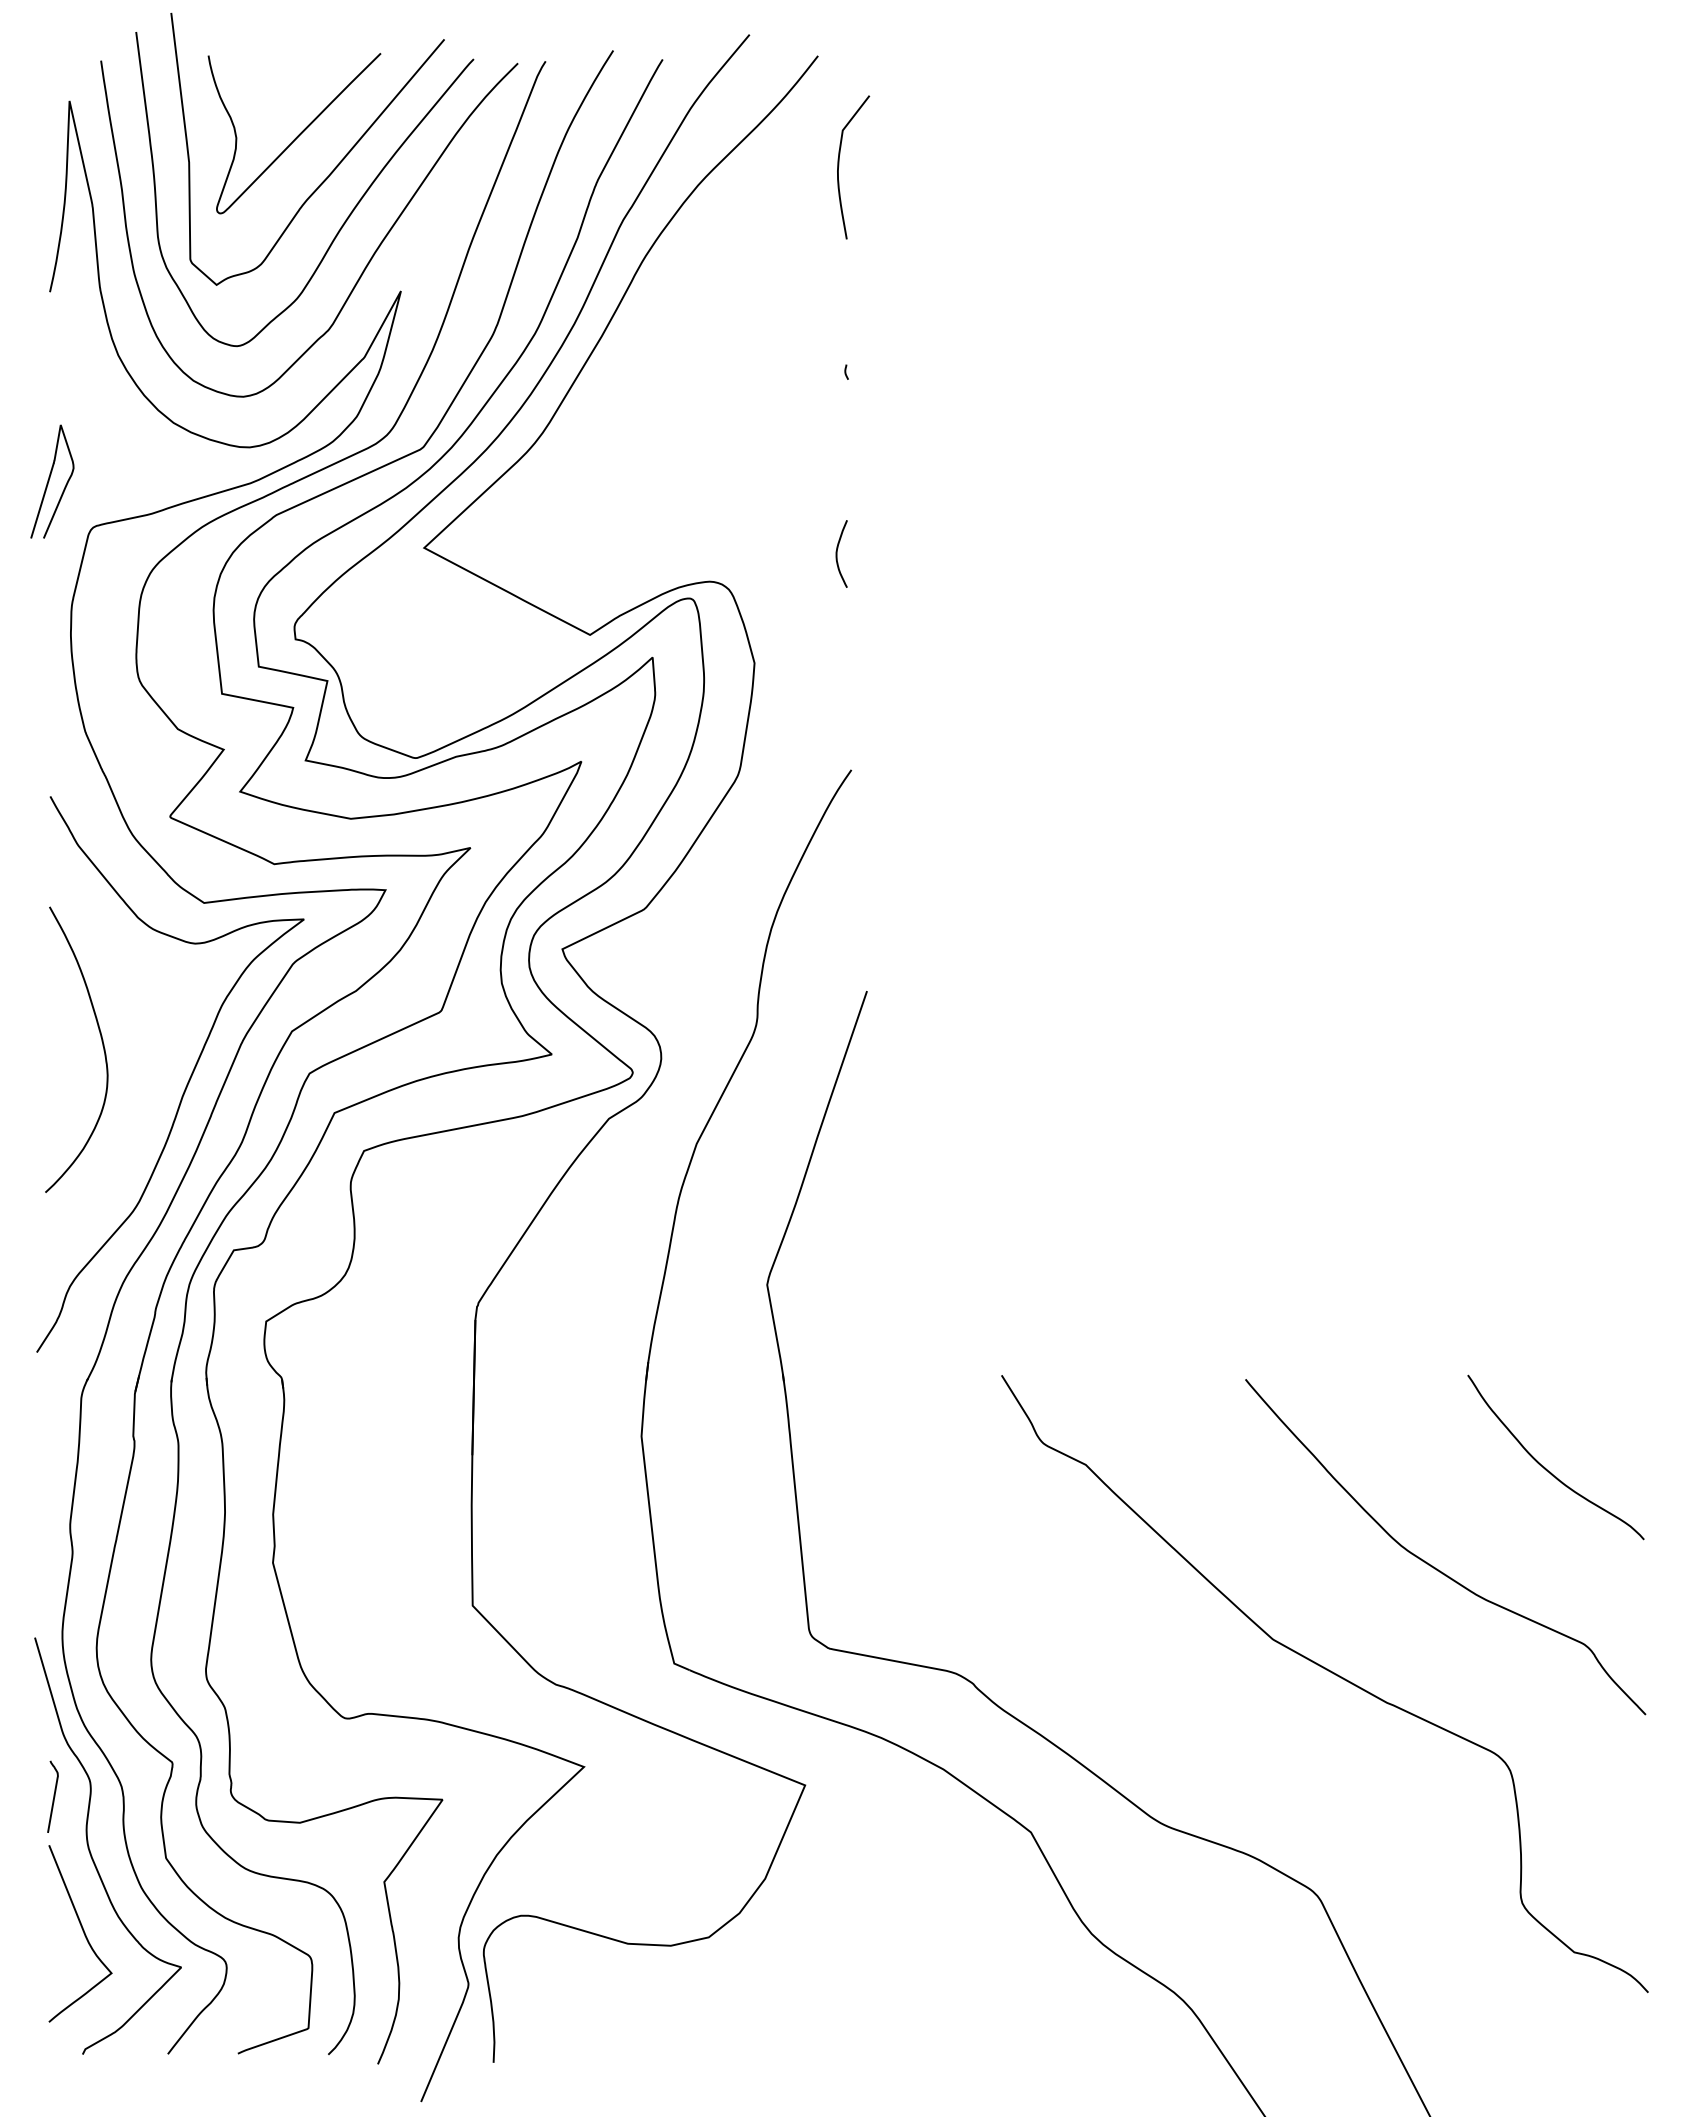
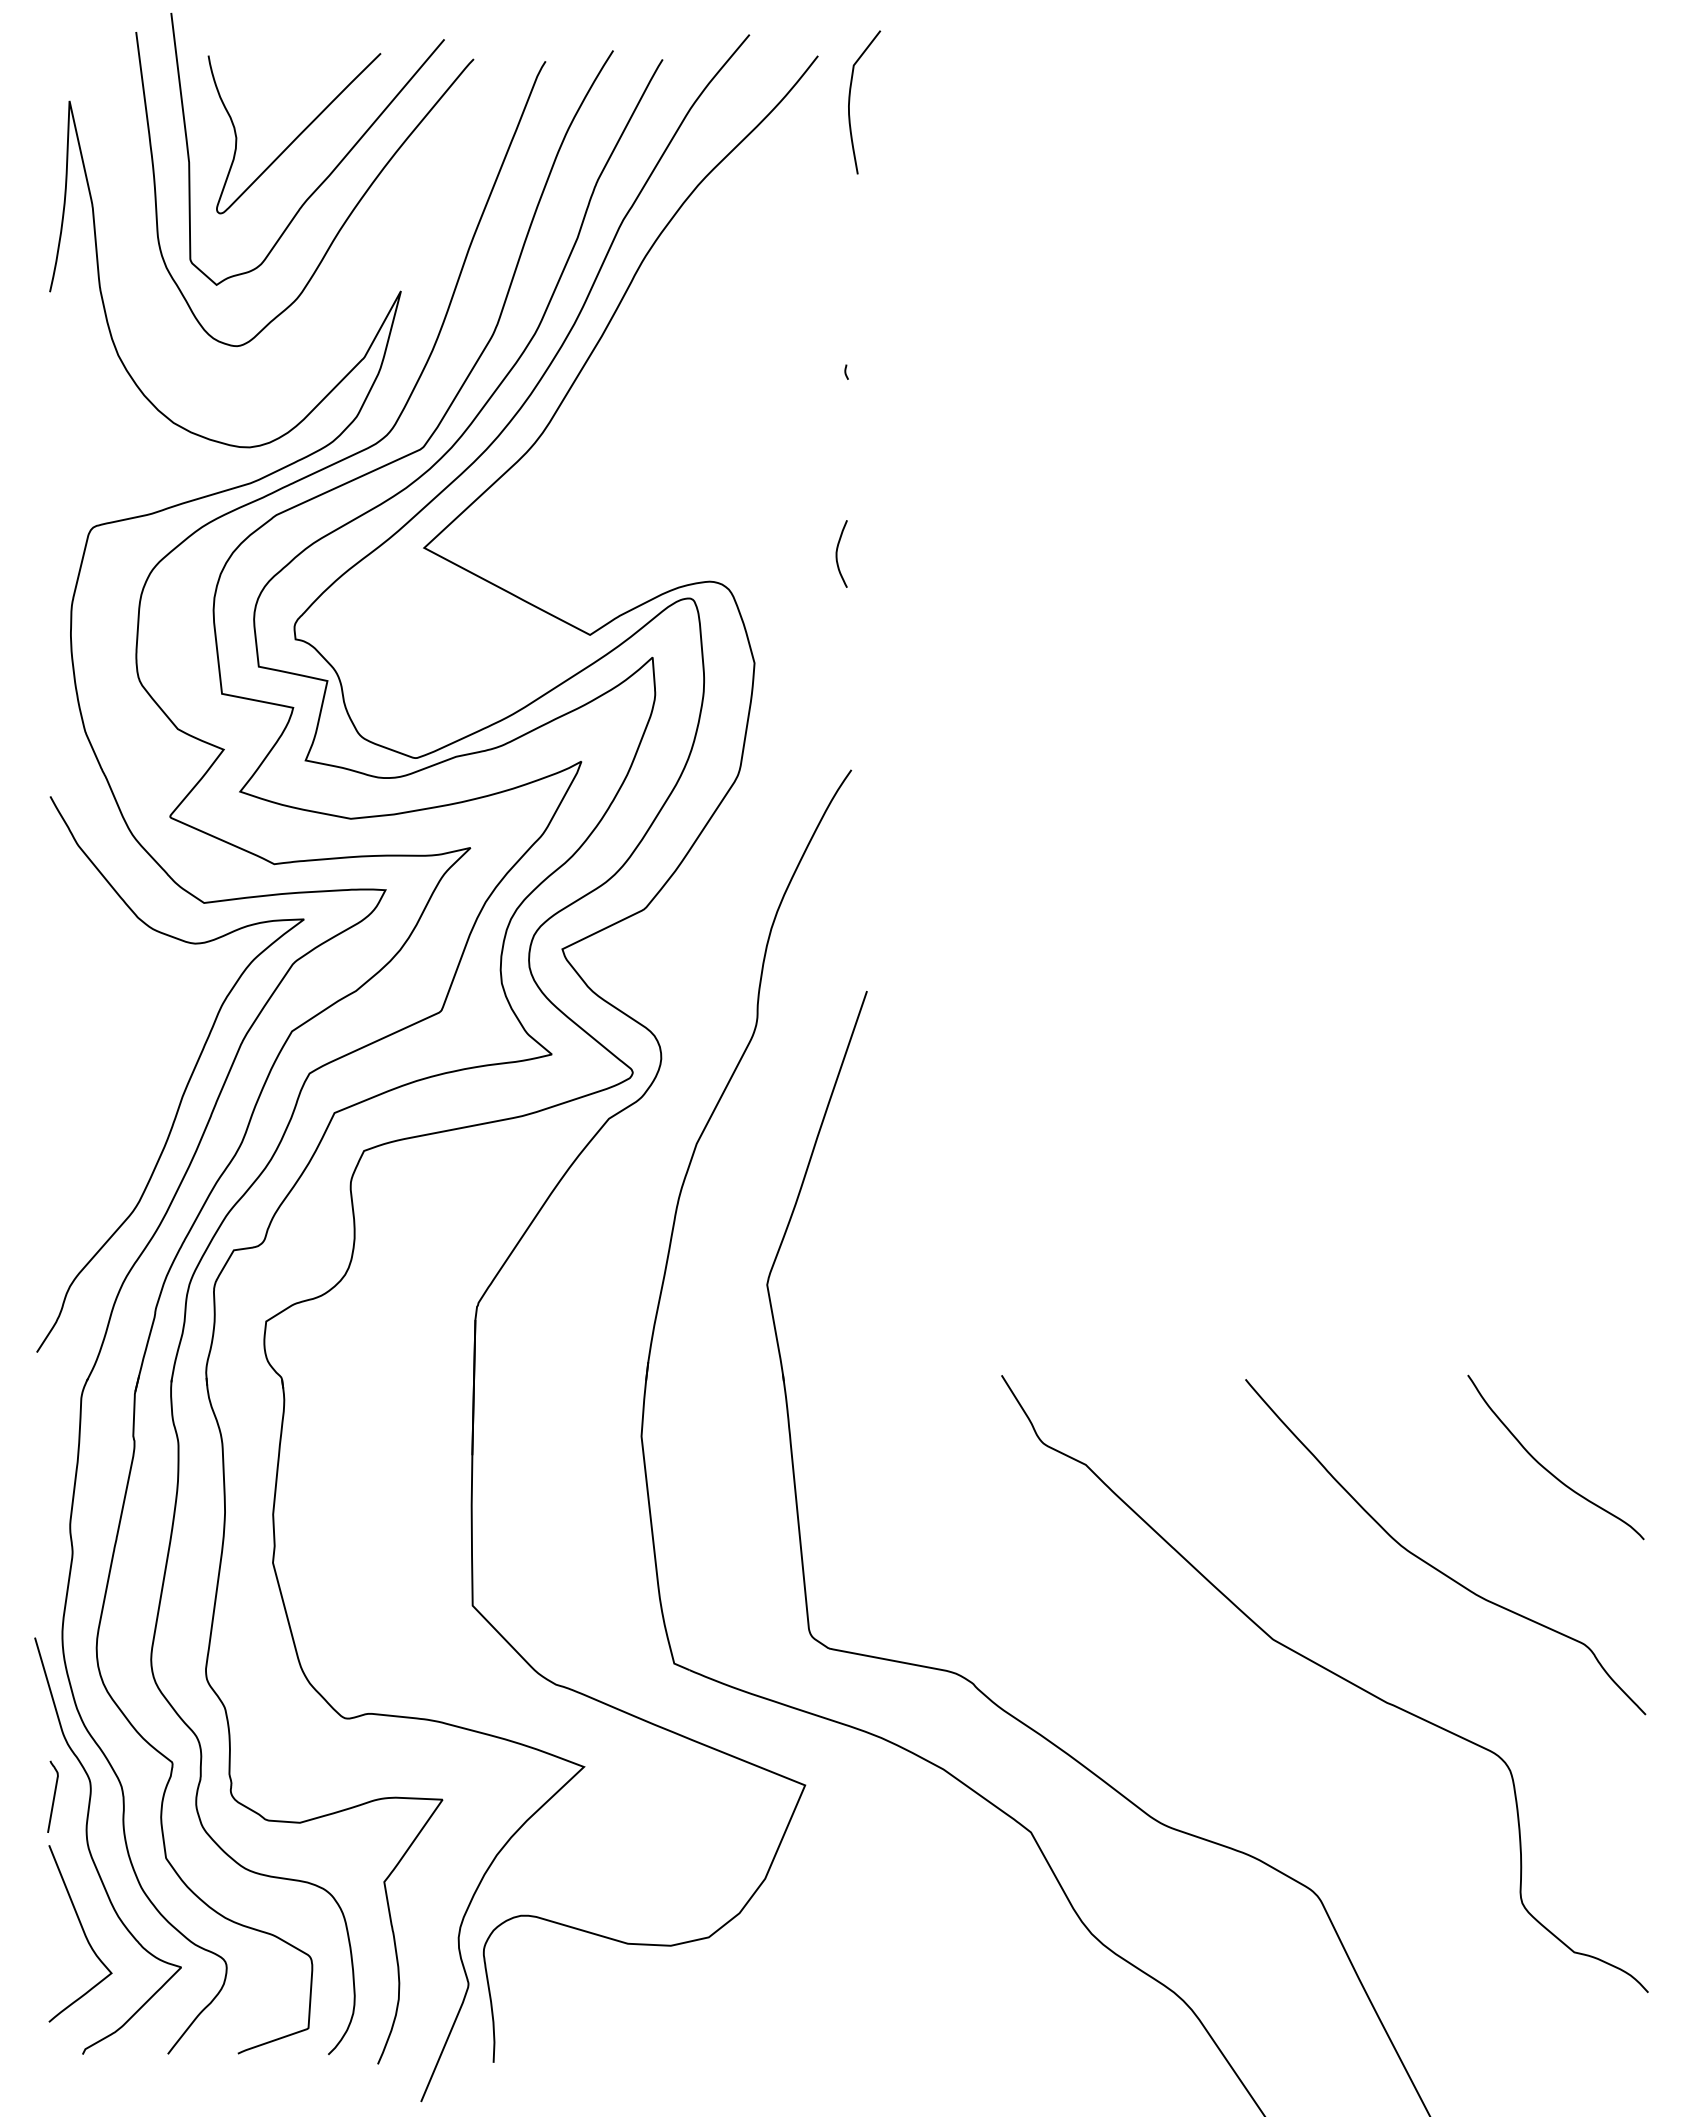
curve position: (839, 166) -> (850, 101) (850, 101)
curve: present -> none (366, 264)
curve: present -> none (49, 481)
curve: present -> none (102, 1046)
